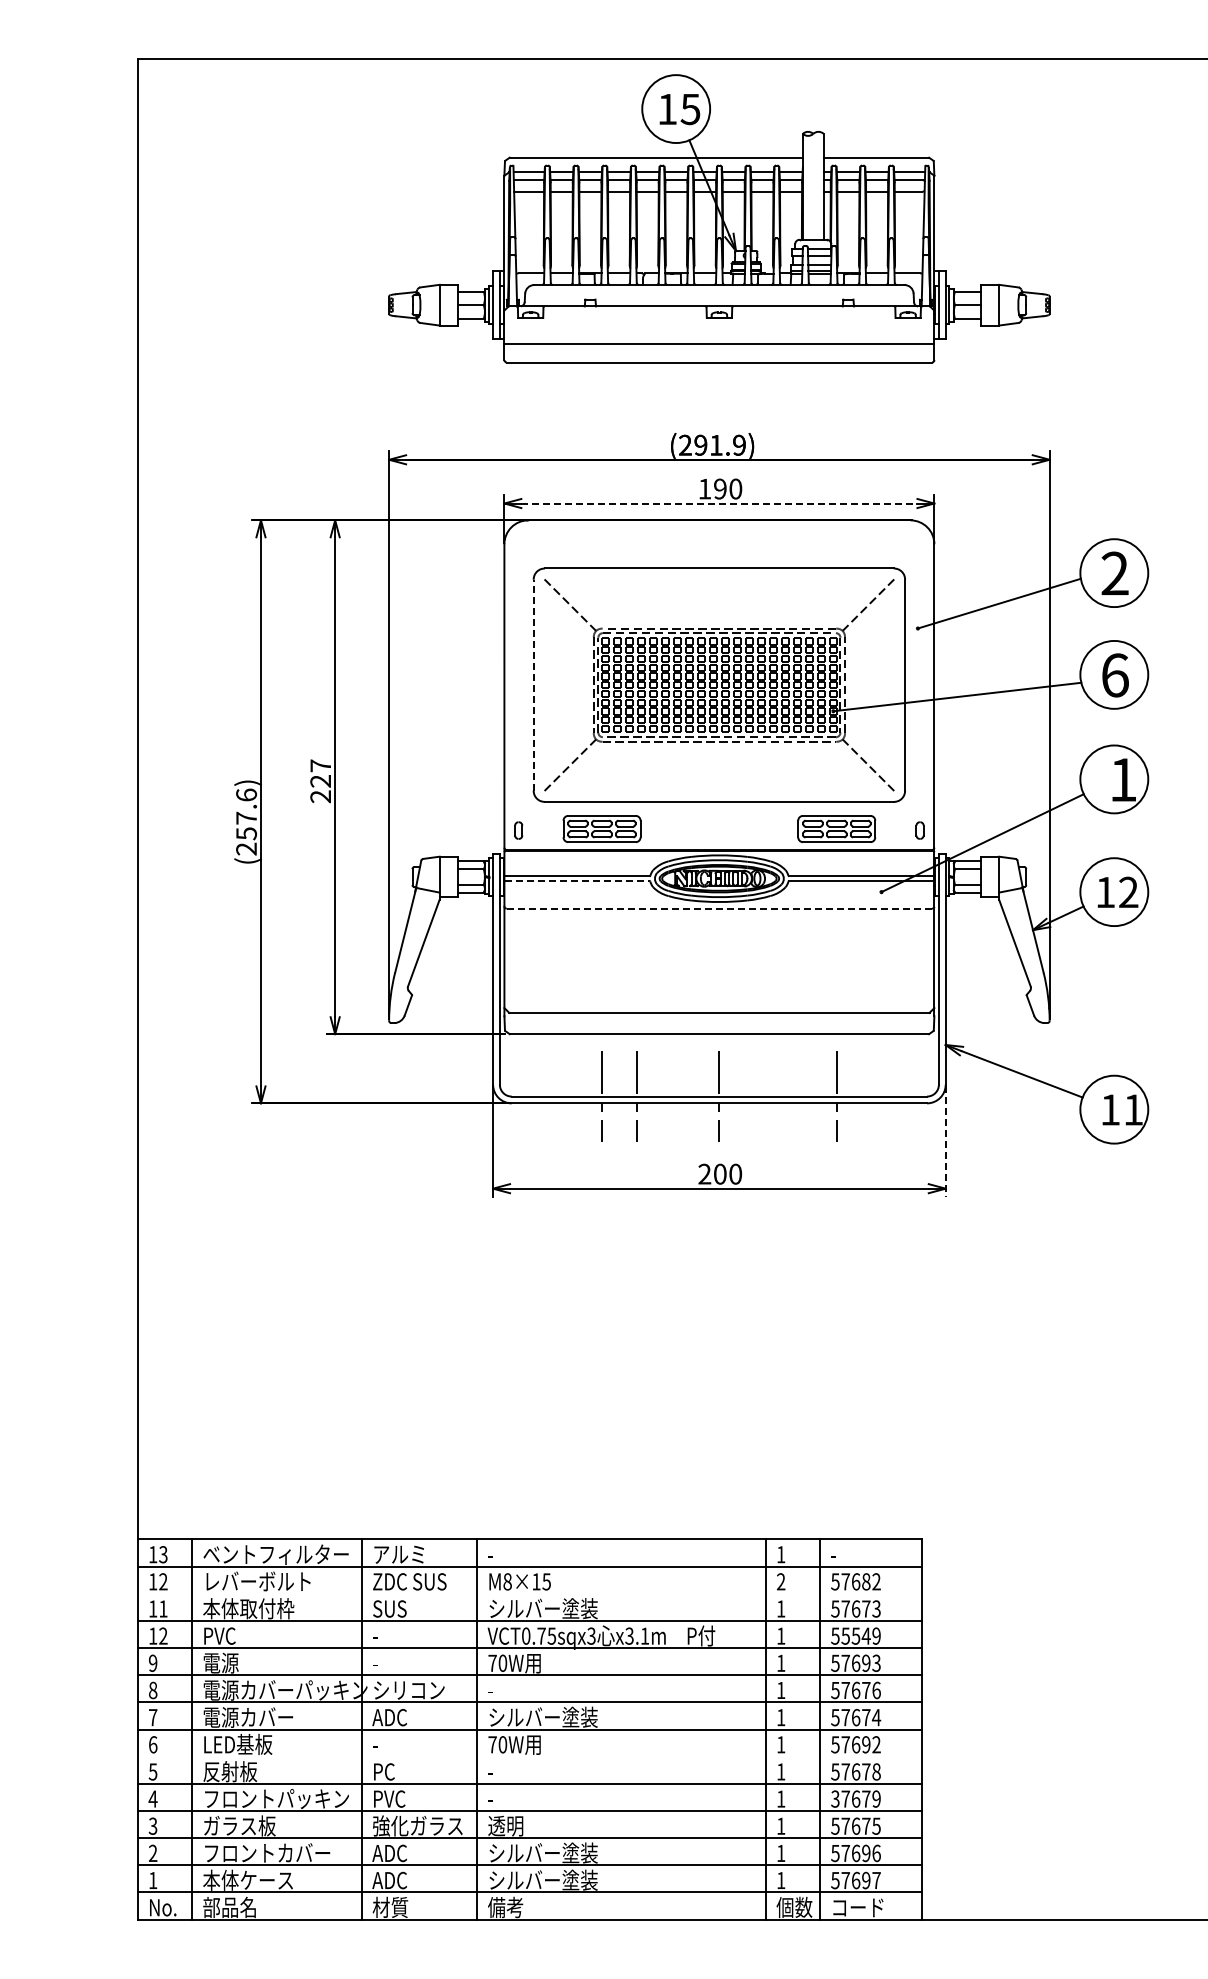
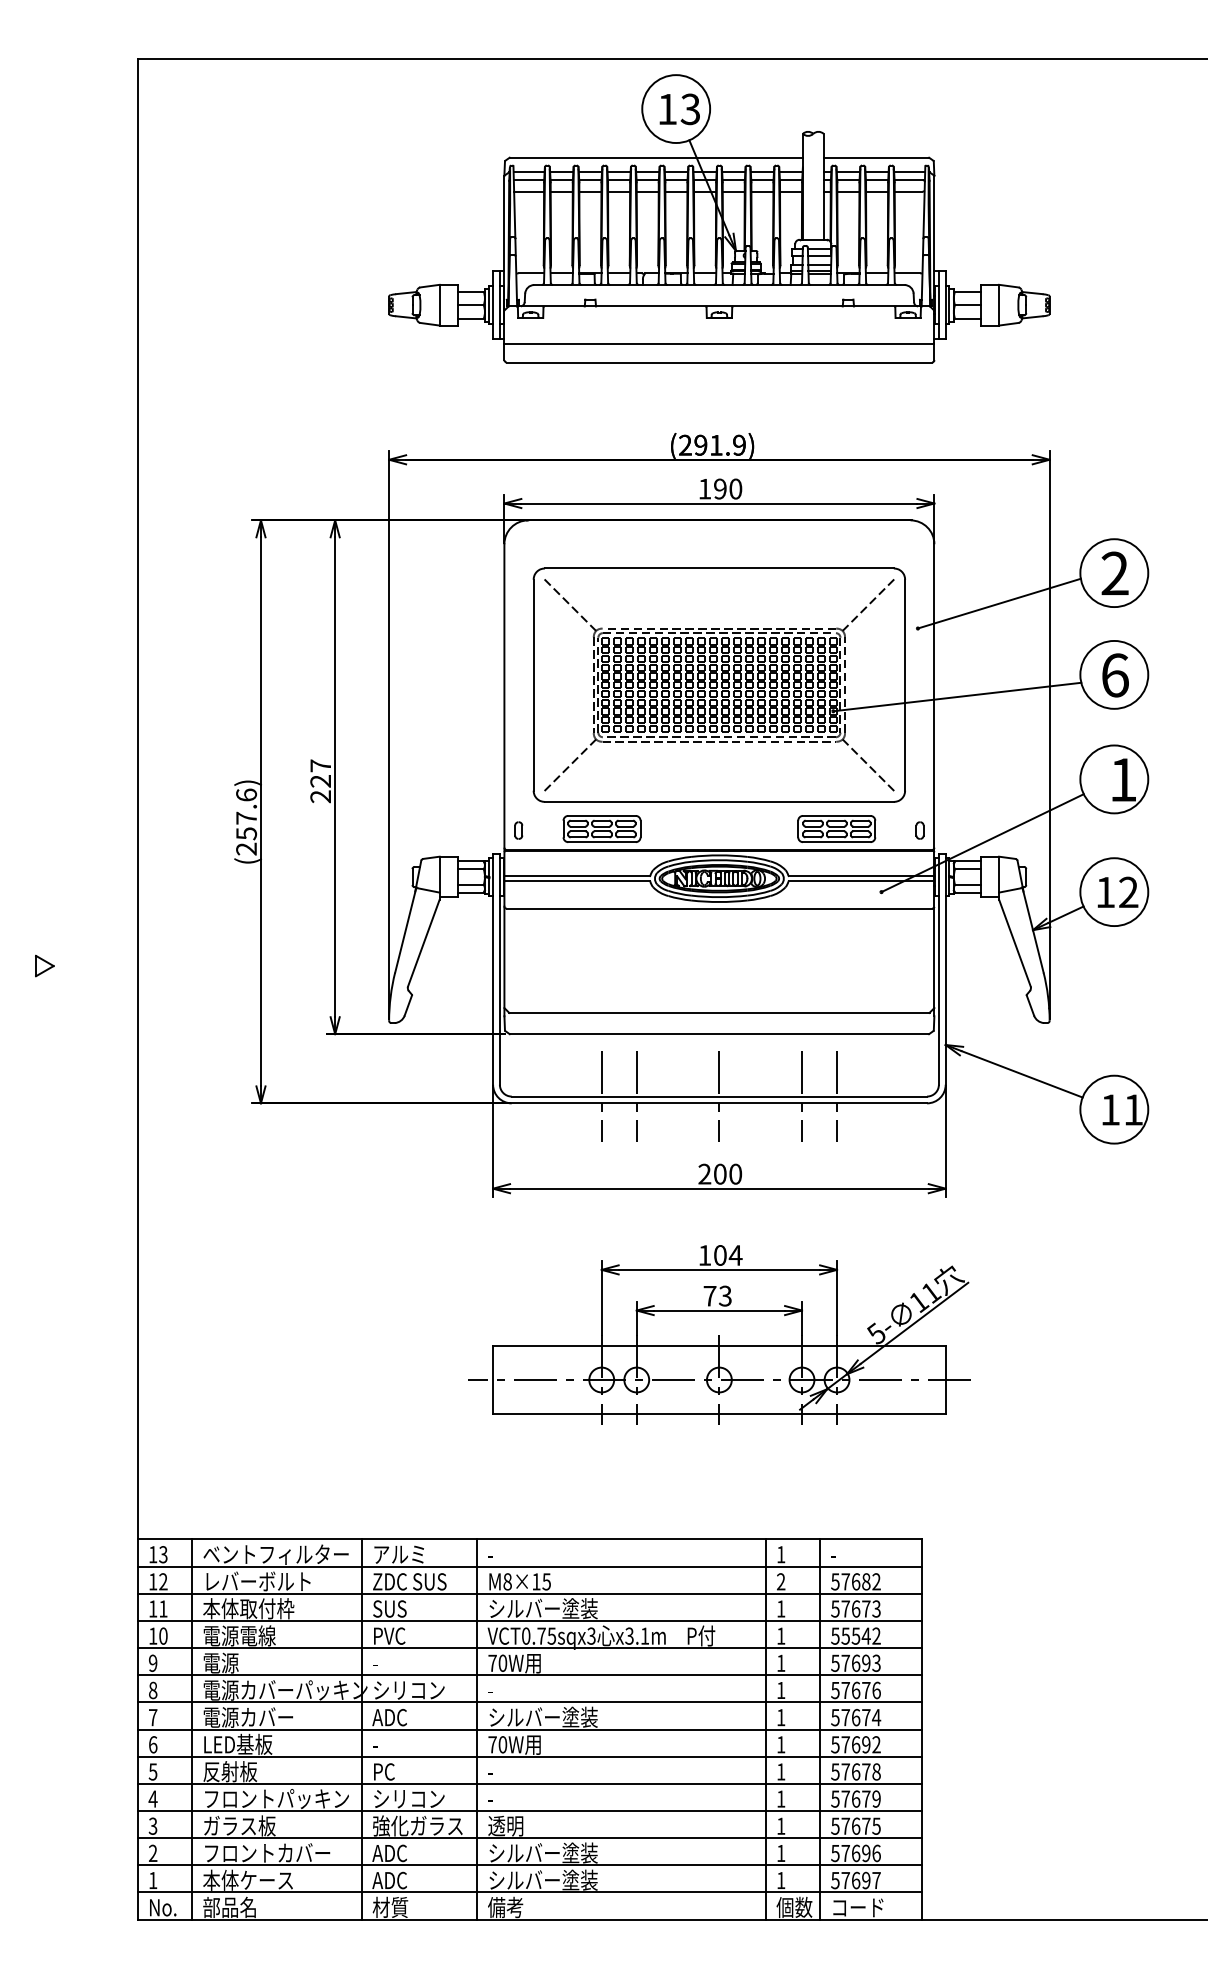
text: 15 -> 13 (690, 108)
line: dashed -> solid (719, 503)
line: dashed -> solid (533, 684)
line: dashed -> solid (577, 881)
line: dashed -> solid (719, 908)
part: none -> present (44, 965)
line: none -> present (802, 1096)
line: dashed -> solid (945, 1142)
part: none -> present (719, 1334)
line: none -> present (529, 1593)
text: 12 -> 10 (163, 1635)
text: PVC -> 電源電線 (239, 1635)
text: - -> PVC (389, 1635)
text: 55549 -> 55542 (876, 1636)
line: none -> present (529, 1756)
text: 37679 -> 57679 (835, 1798)
text: PVC -> シリコン (409, 1799)
